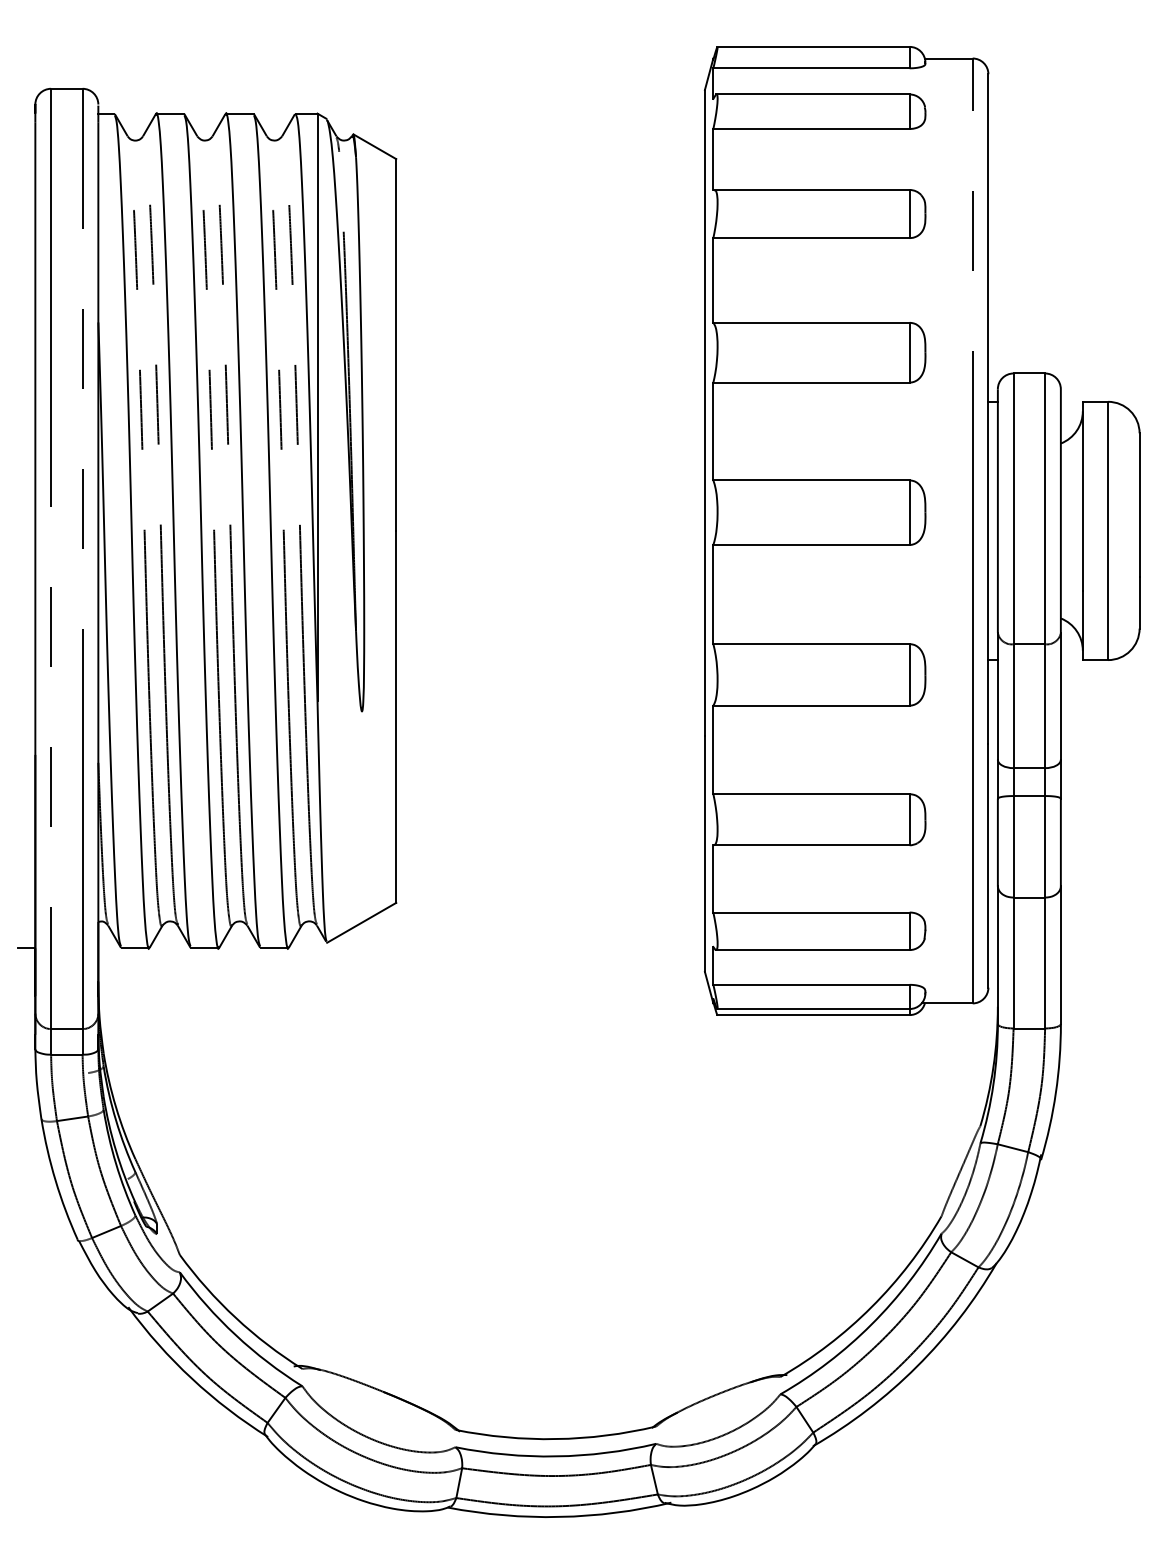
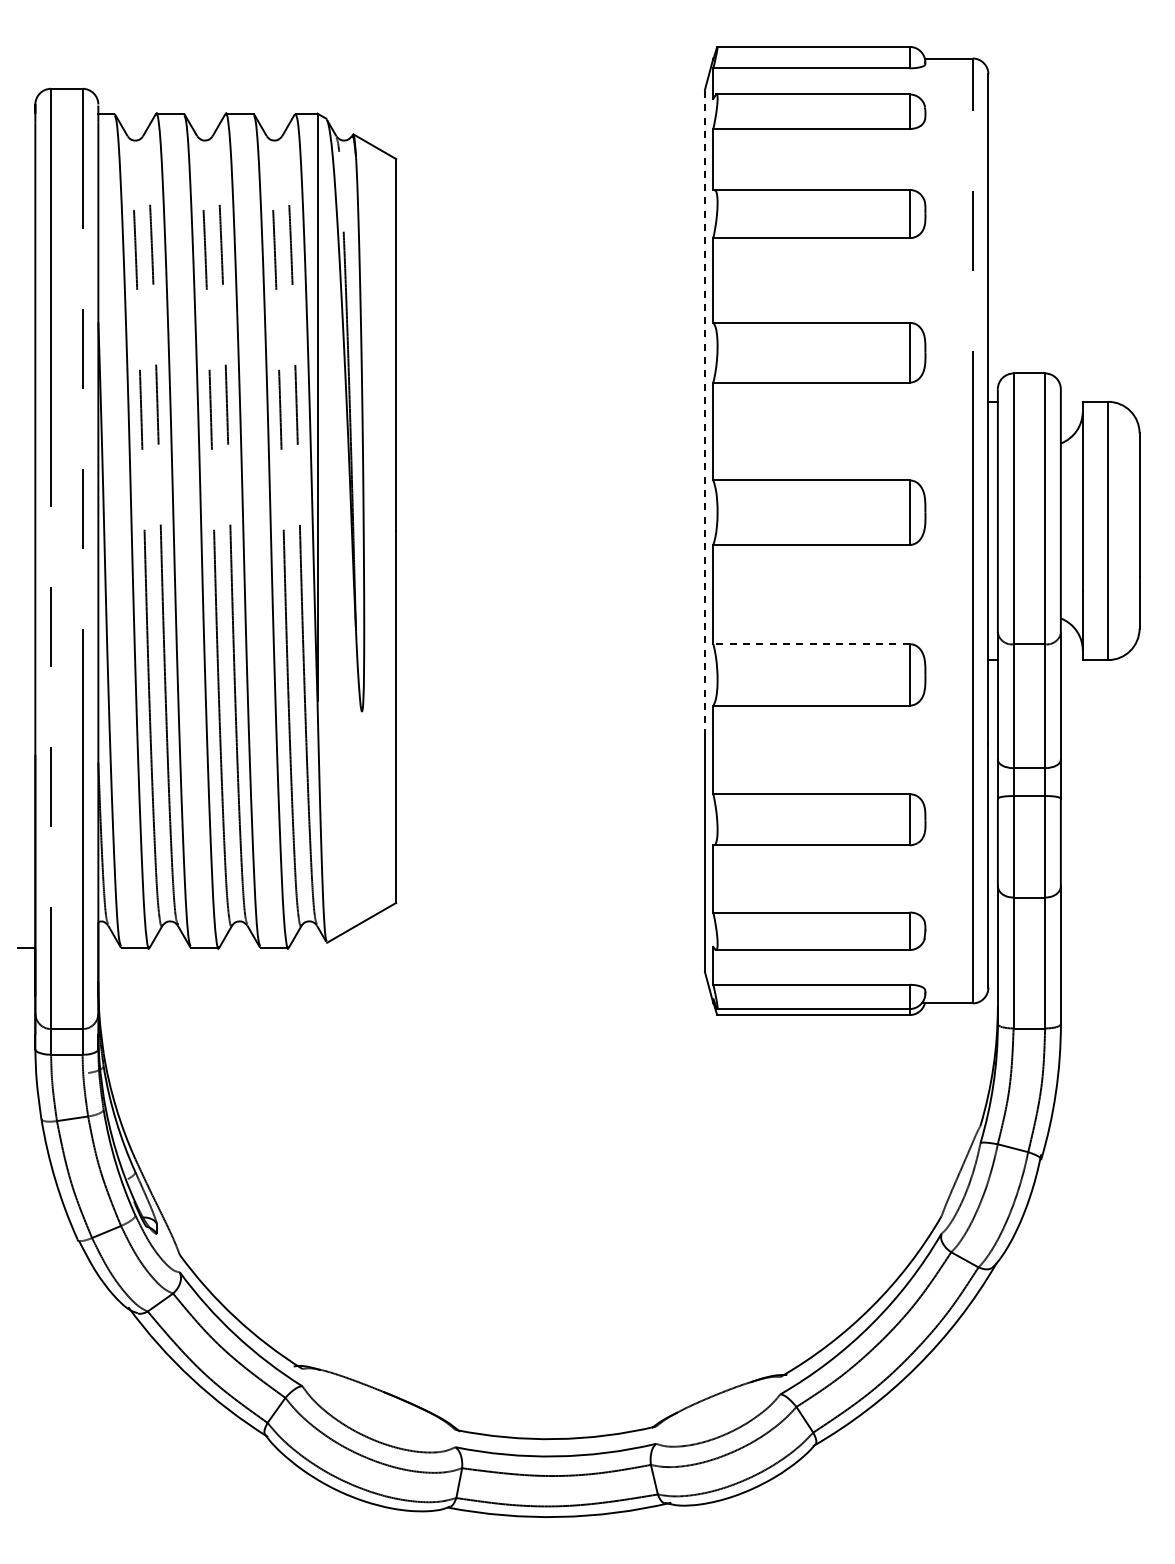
line: solid -> dashed (704, 412)
line: solid -> dashed (811, 644)
